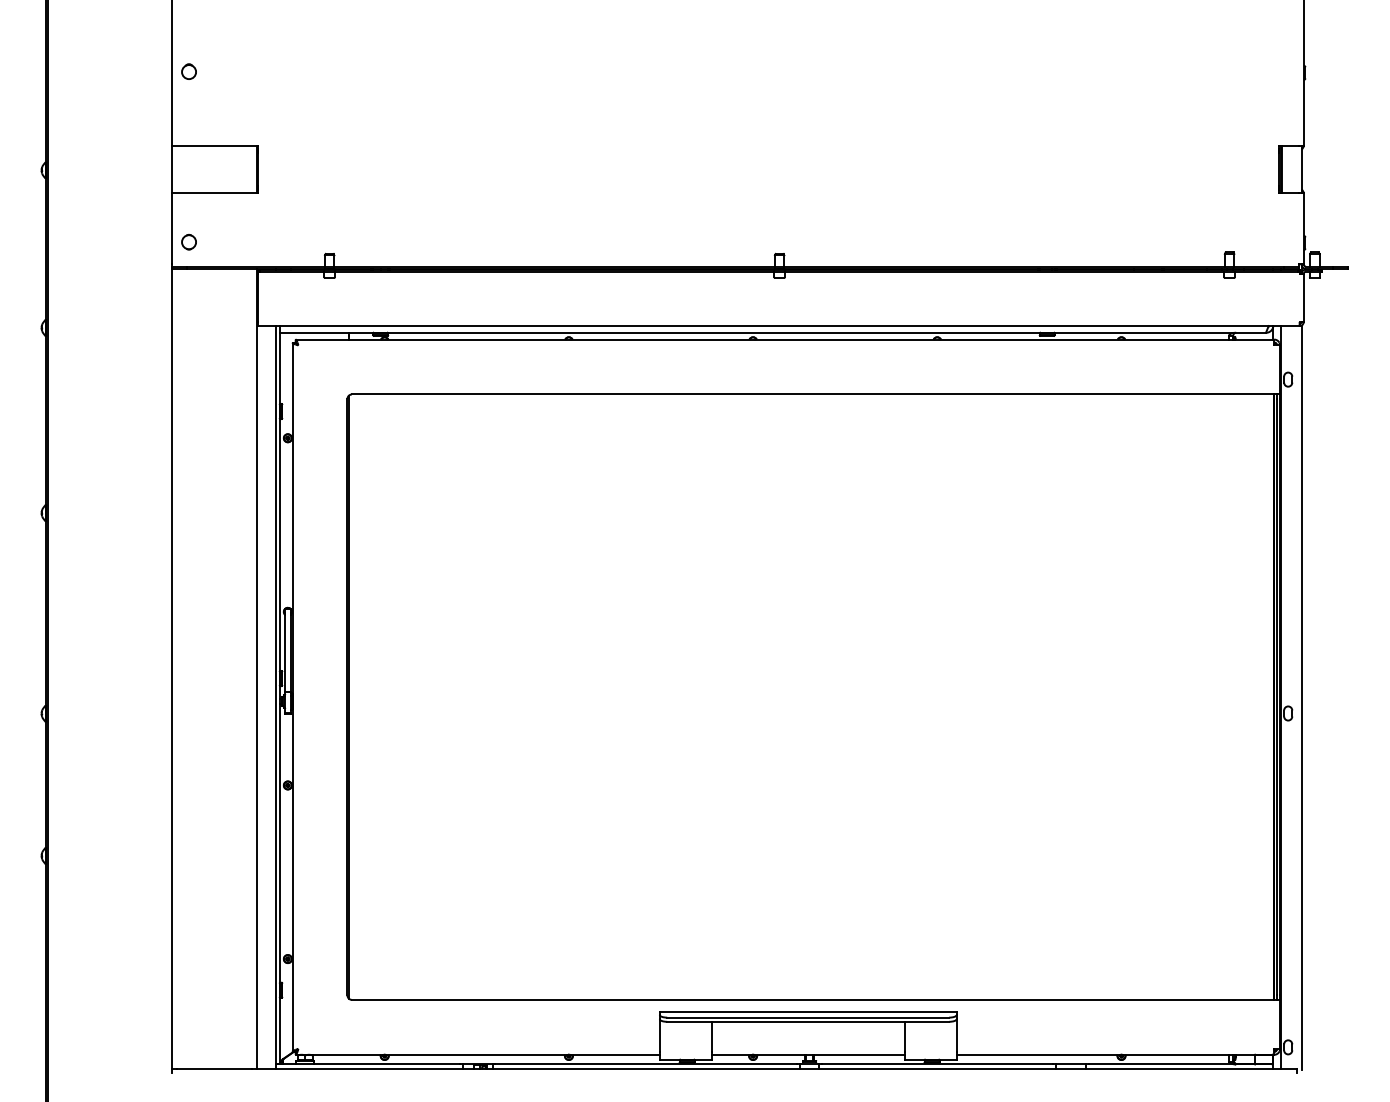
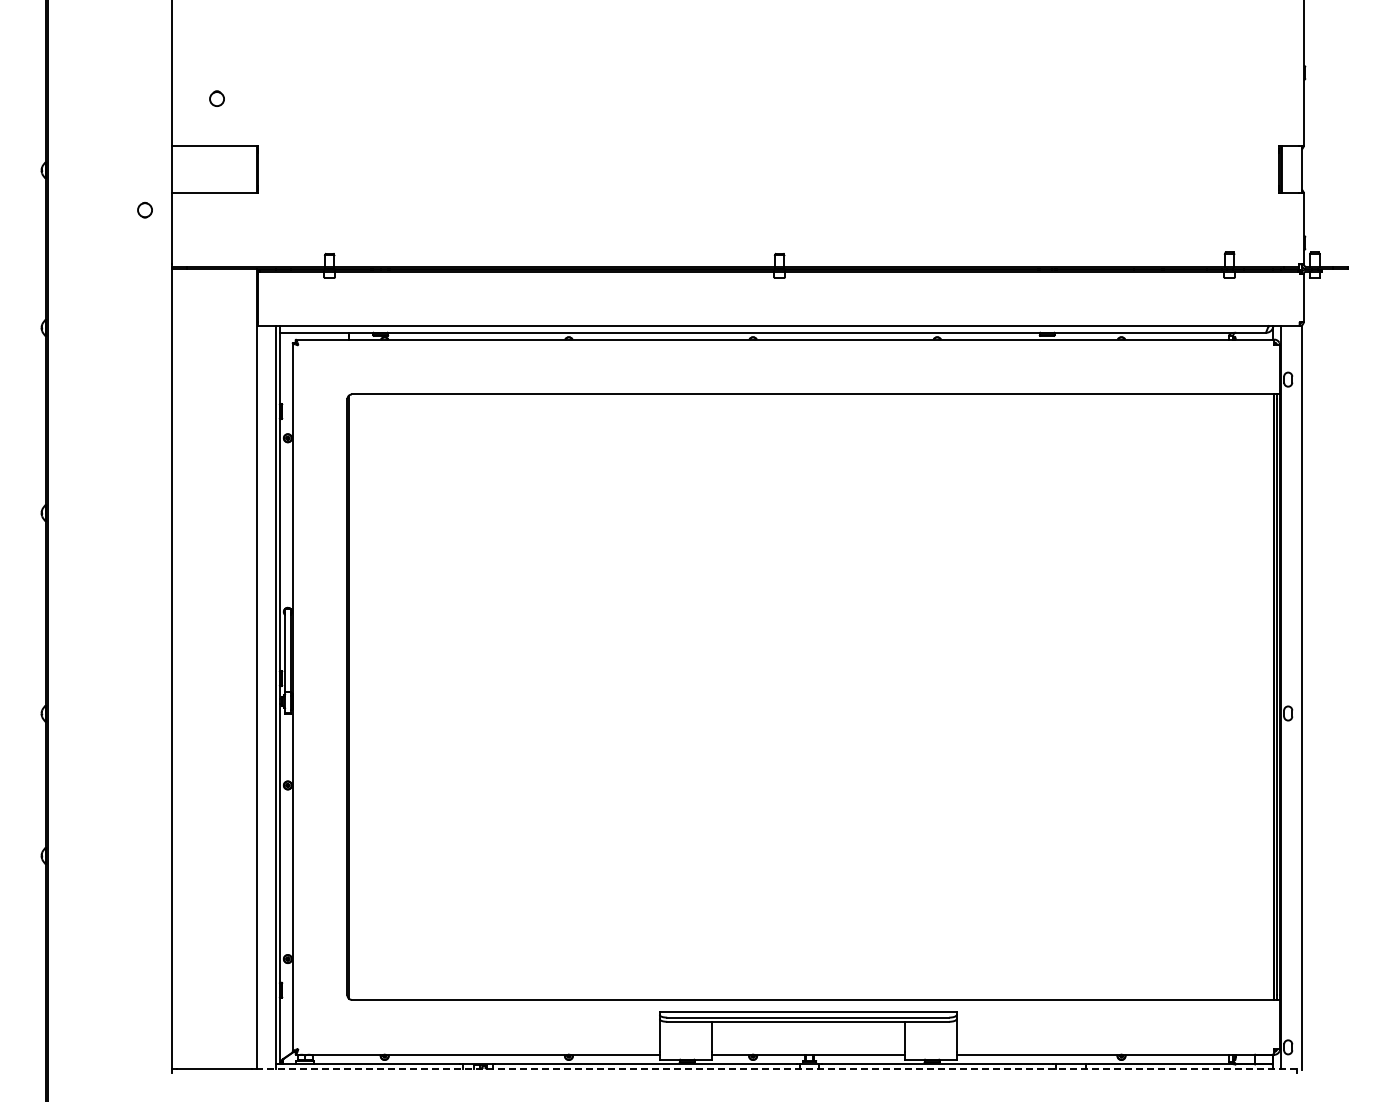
circle position: (188, 71) -> (216, 98) (216, 98)
circle position: (188, 242) -> (144, 210) (144, 210)
line: solid -> dashed (776, 1068)
